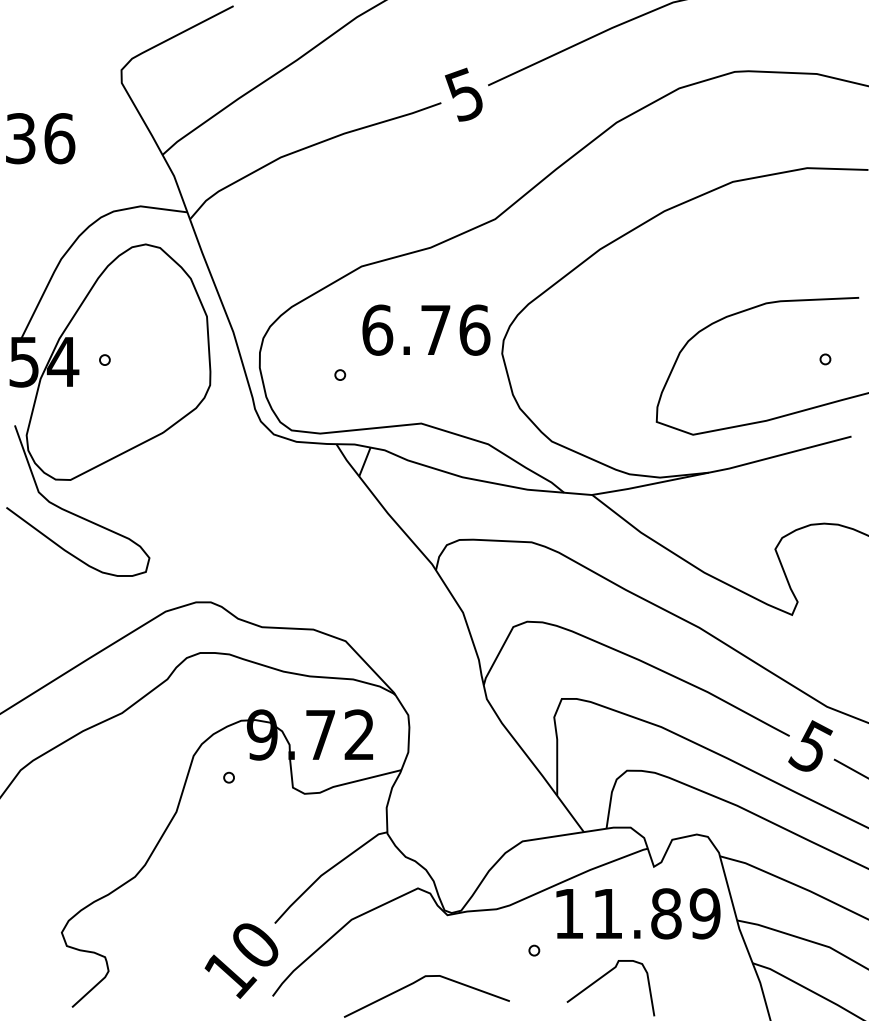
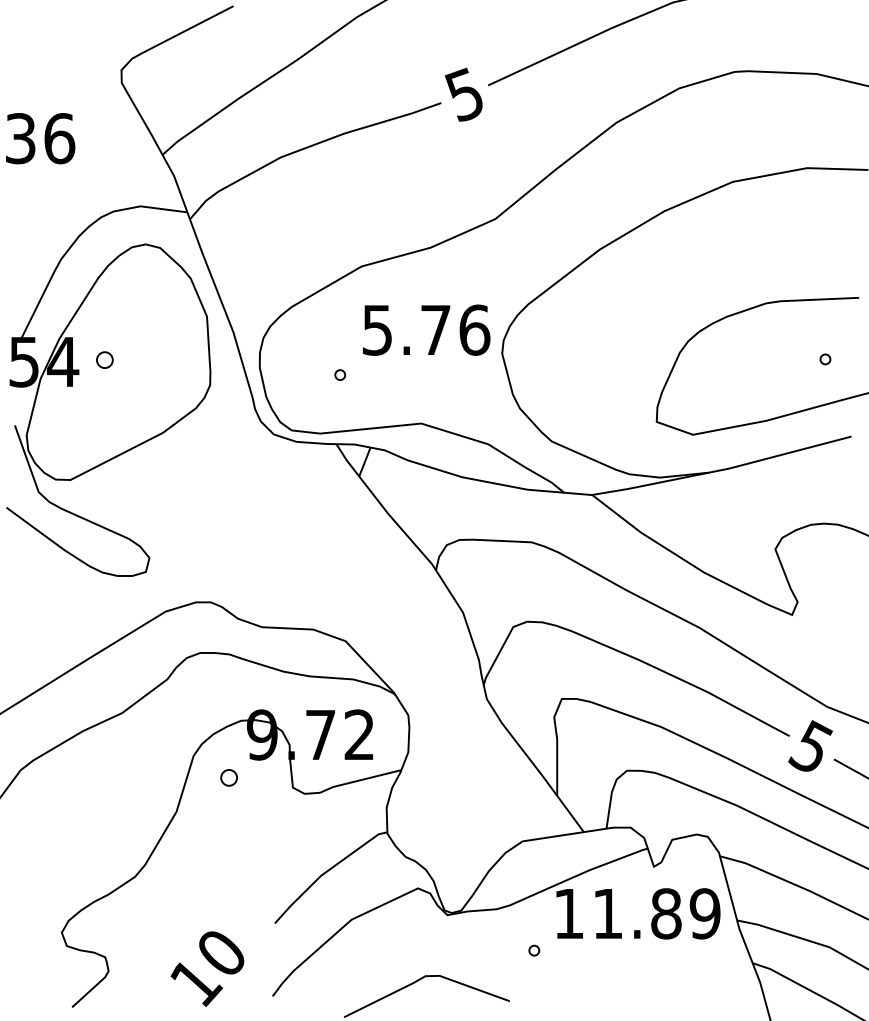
text: 6.76 -> 5.76 (377, 329)
part size: 12x12 px -> 18x18 px (104, 359)
part size: 12x13 px -> 18x18 px (228, 777)
text position: (241, 960) -> (207, 968) (207, 968)
curve: present -> none (603, 977)
